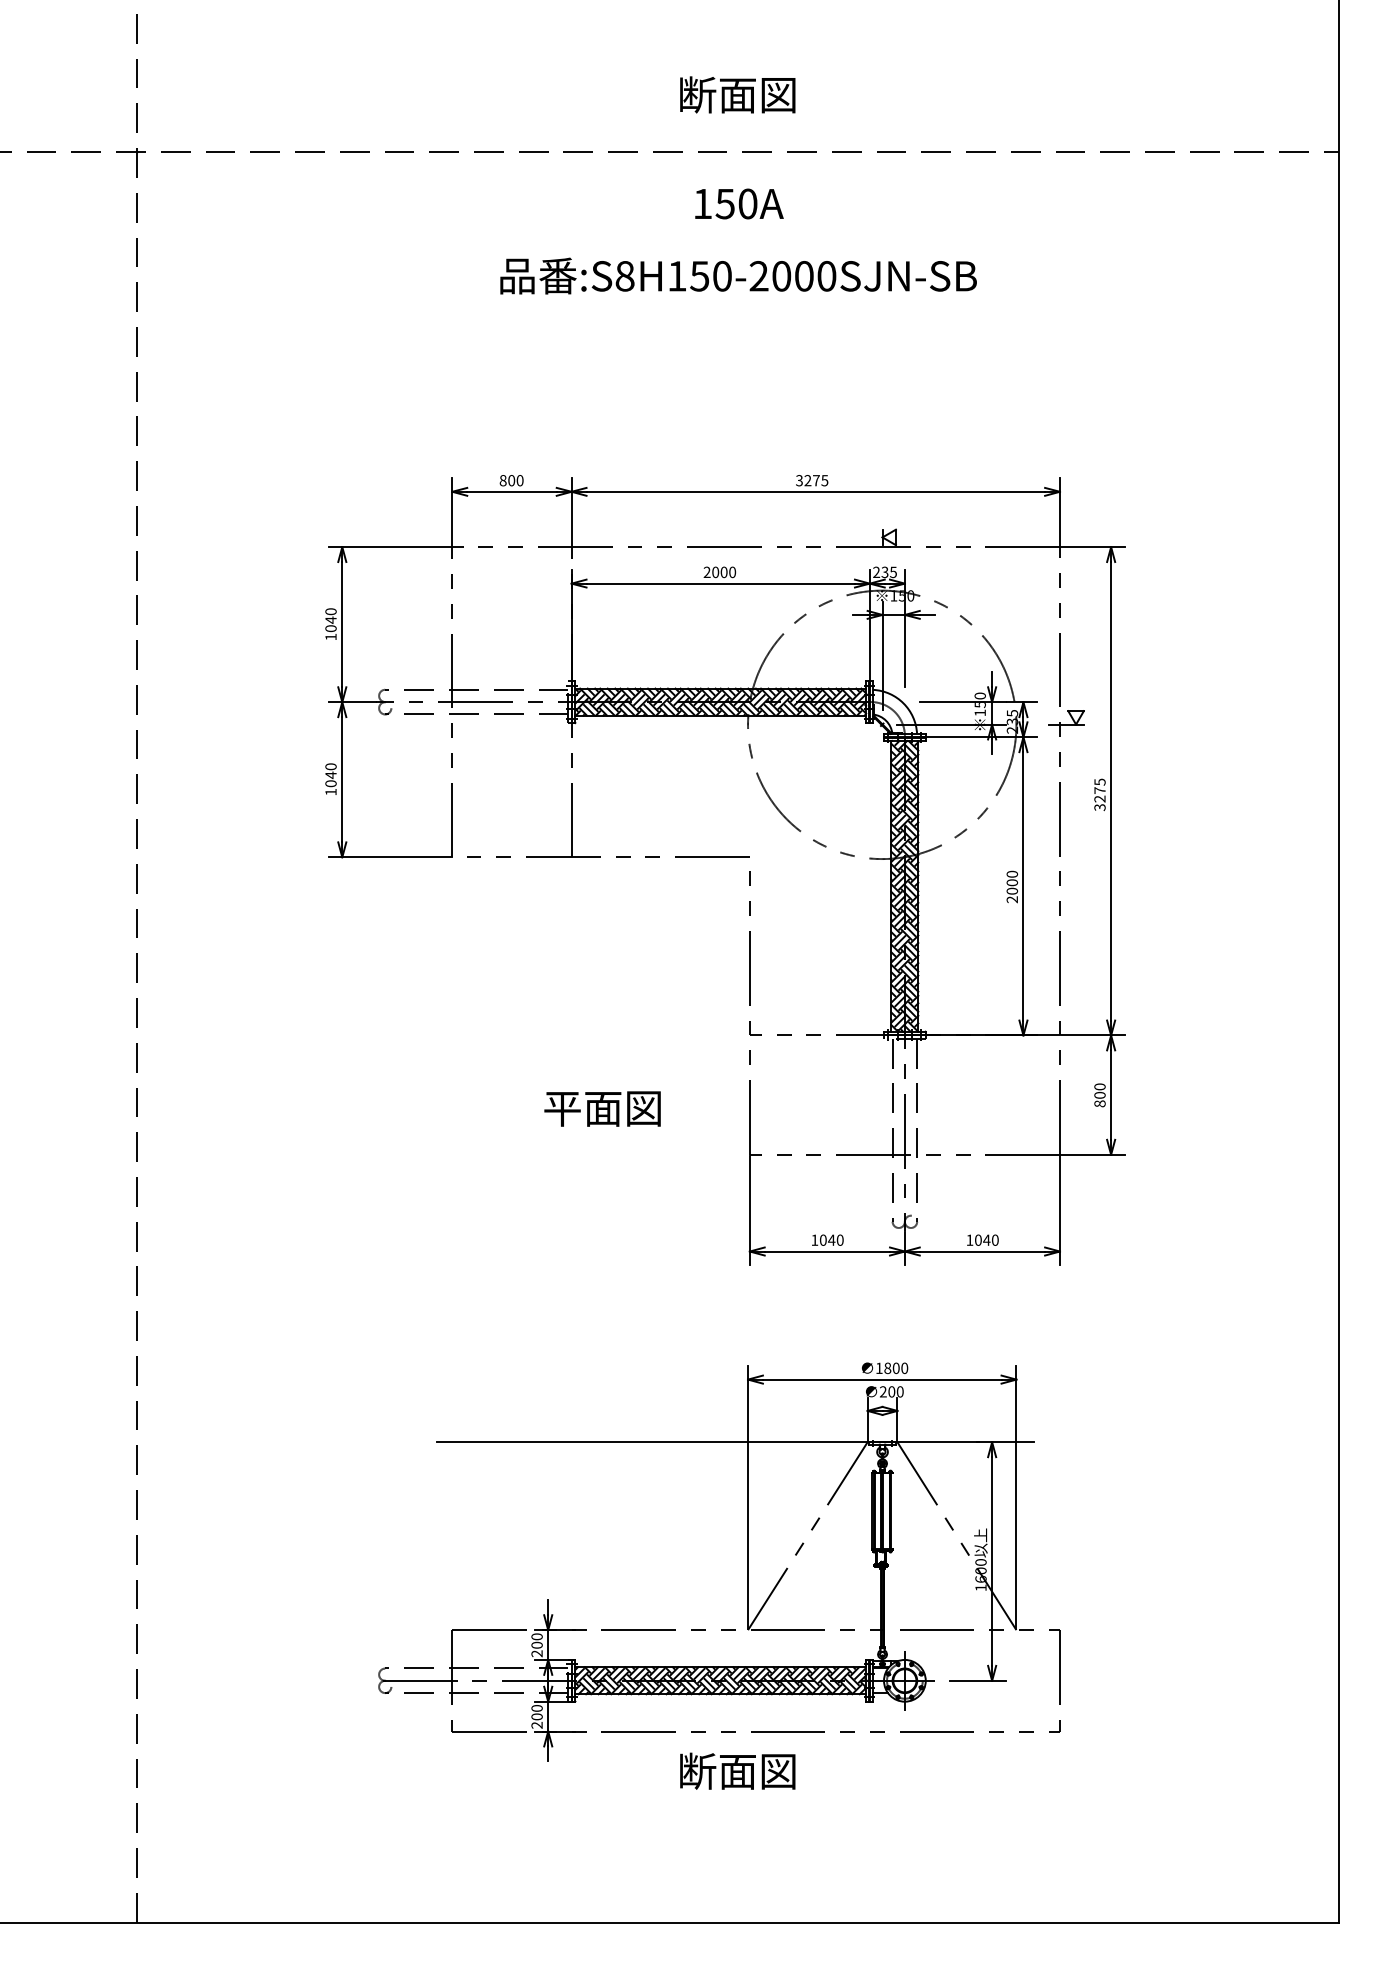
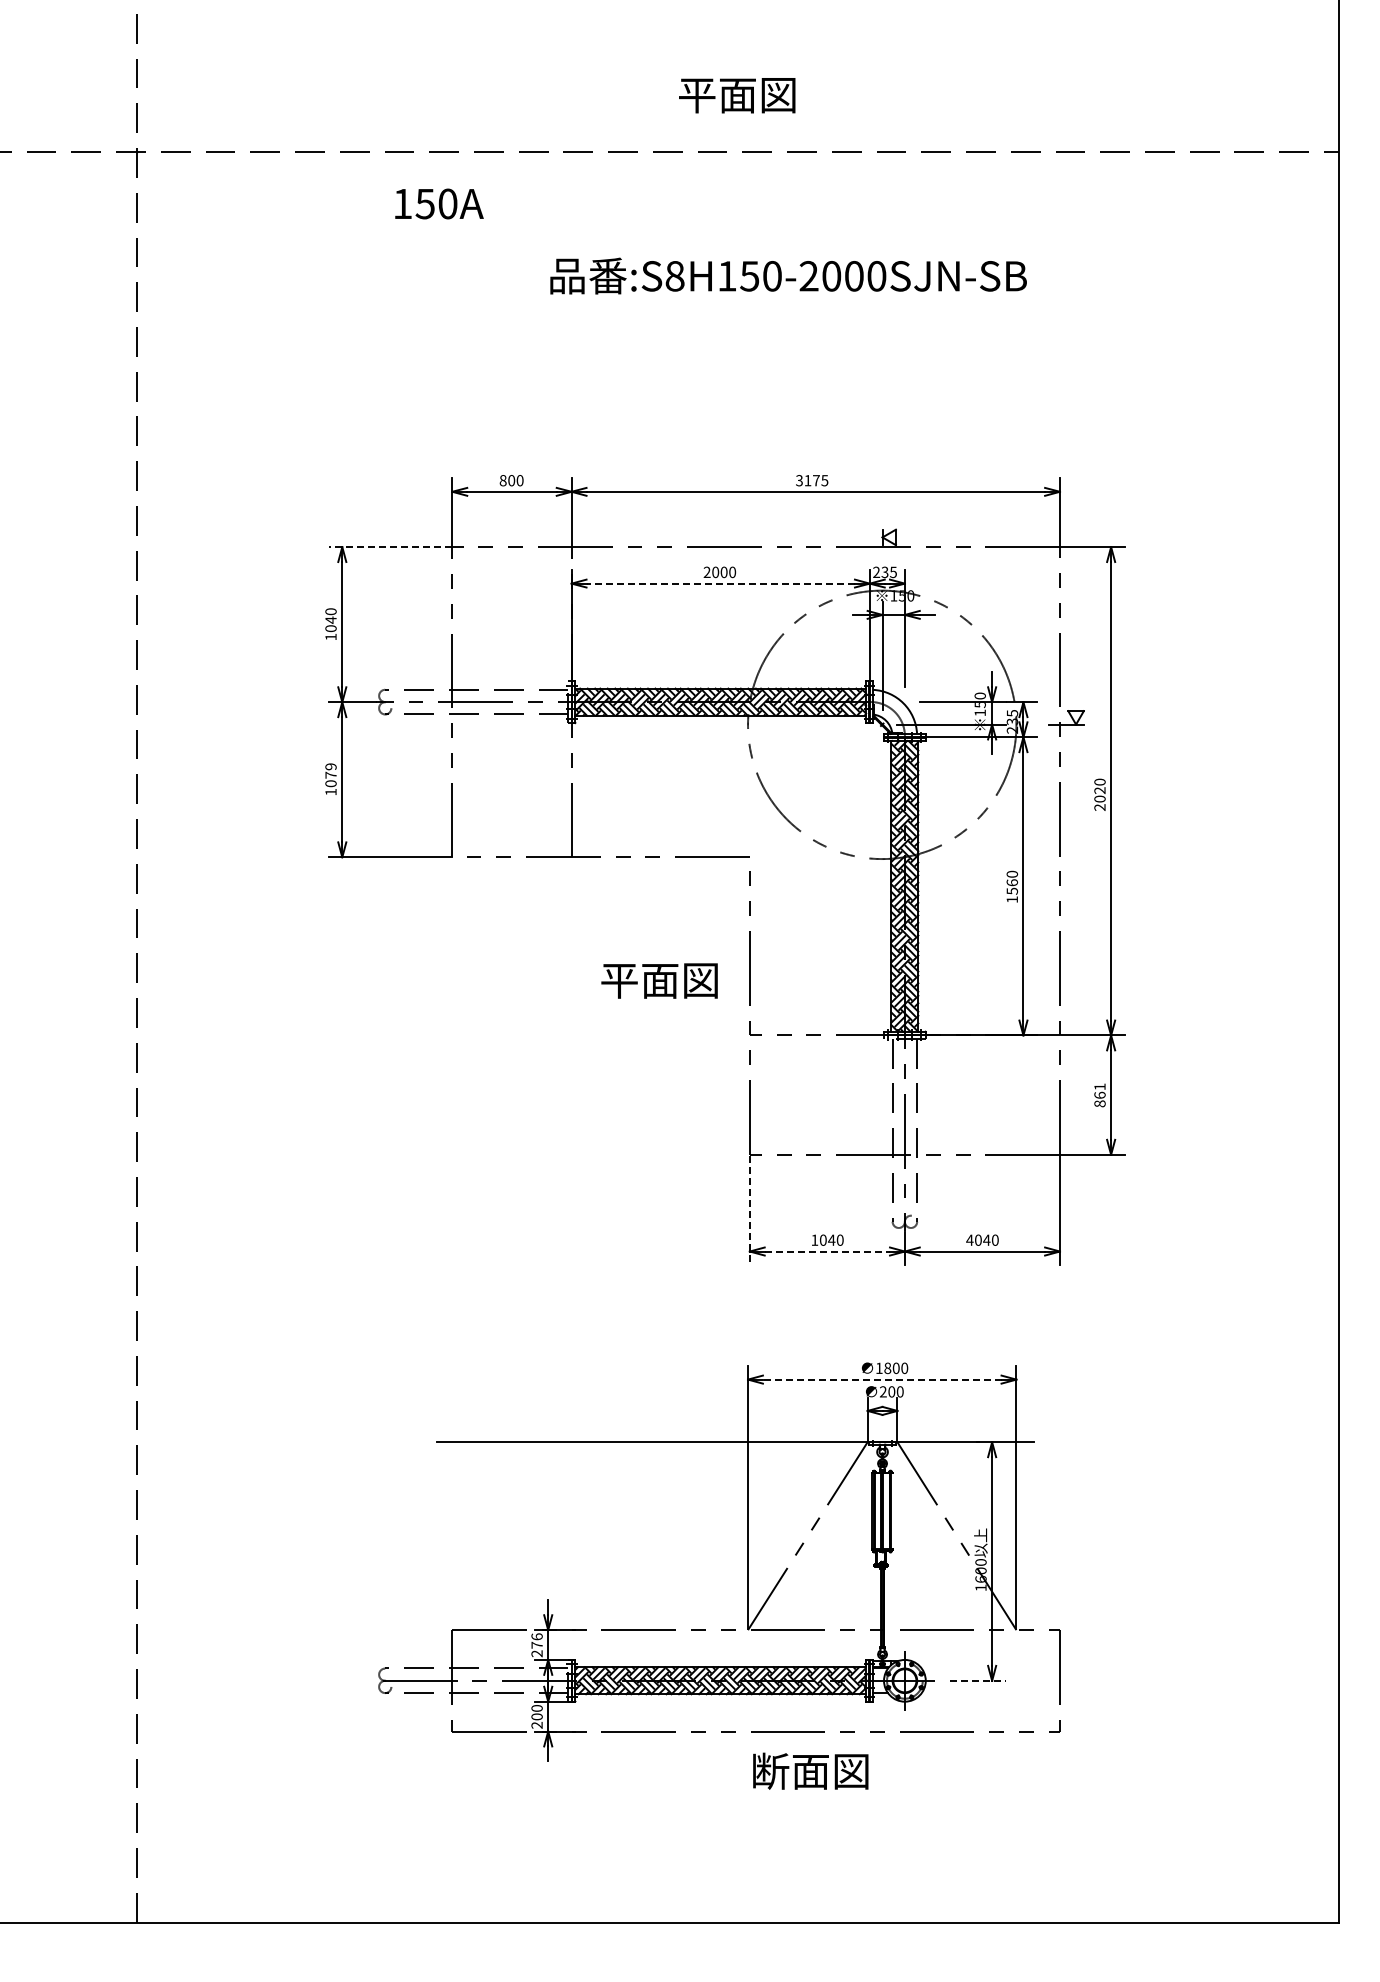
text: 断面図 -> 平面図 (697, 94)
text position: (739, 203) -> (439, 203) (439, 203)
text position: (738, 275) -> (788, 275) (788, 275)
text: 3275 -> 3175 (807, 480)
line: solid -> dashed (389, 547)
line: solid -> dashed (720, 583)
text: 1040 -> 1079 (330, 771)
text: 3275 -> 2020 (1099, 794)
text: 2000 -> 1560 (1011, 891)
text: 800 -> 861 (1099, 1090)
text position: (602, 1108) -> (659, 980) (659, 980)
line: solid -> dashed (749, 1210)
text: 1040 -> 4040 (969, 1239)
line: solid -> dashed (827, 1251)
line: solid -> dashed (881, 1379)
text: 200 -> 276 (536, 1640)
line: solid -> dashed (977, 1680)
text position: (737, 1770) -> (810, 1770) (810, 1770)
